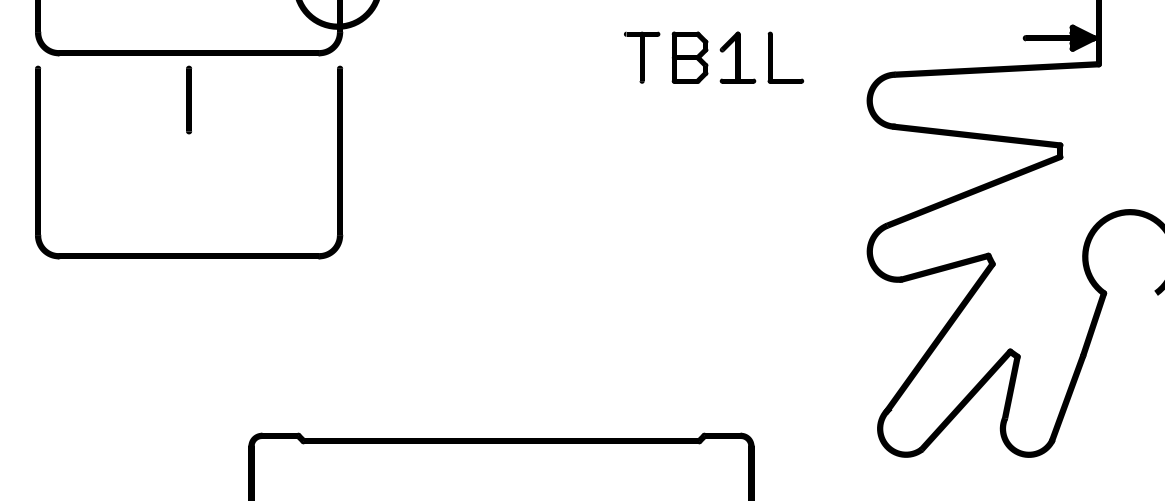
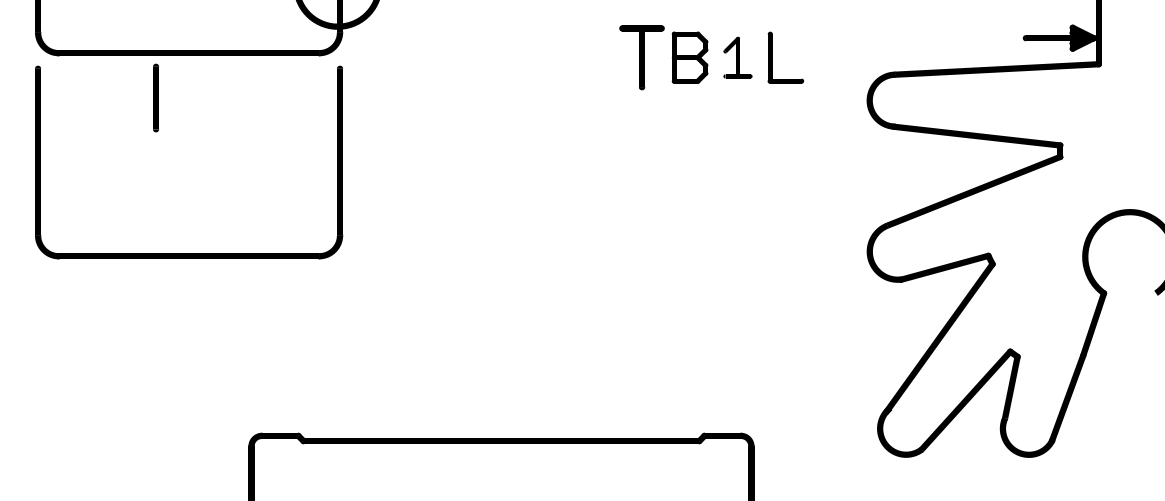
part size: 37x53 px -> 46x66 px (641, 57)
part size: 38x53 px -> 30x43 px (737, 57)
part position: (189, 99) -> (156, 97) (156, 97)
